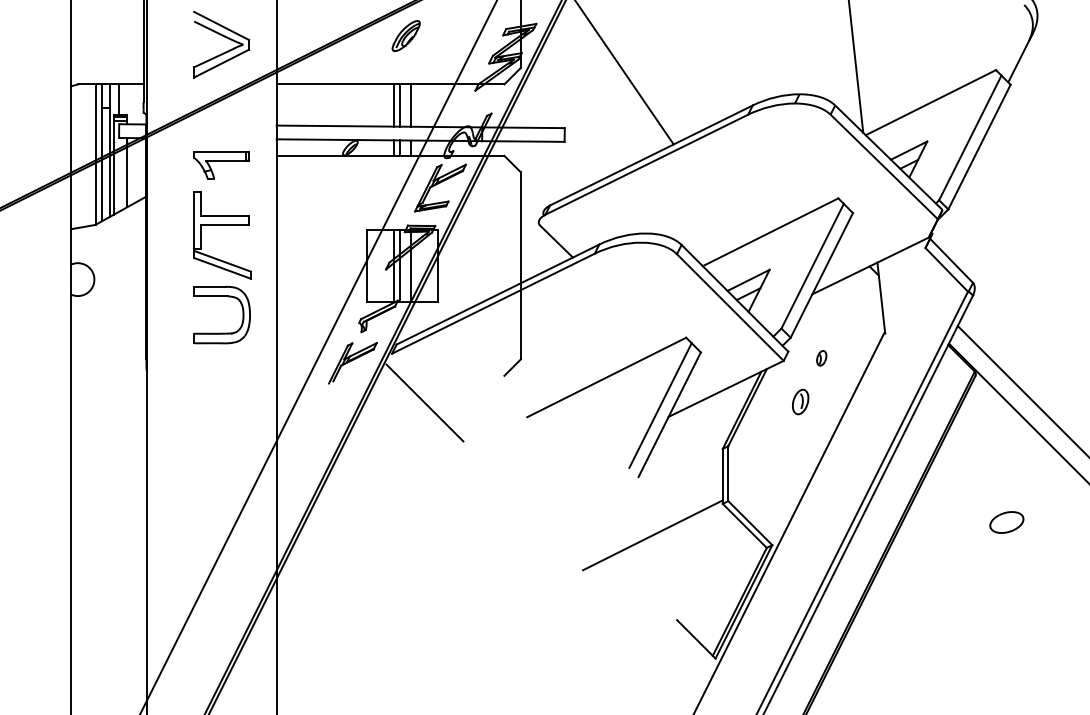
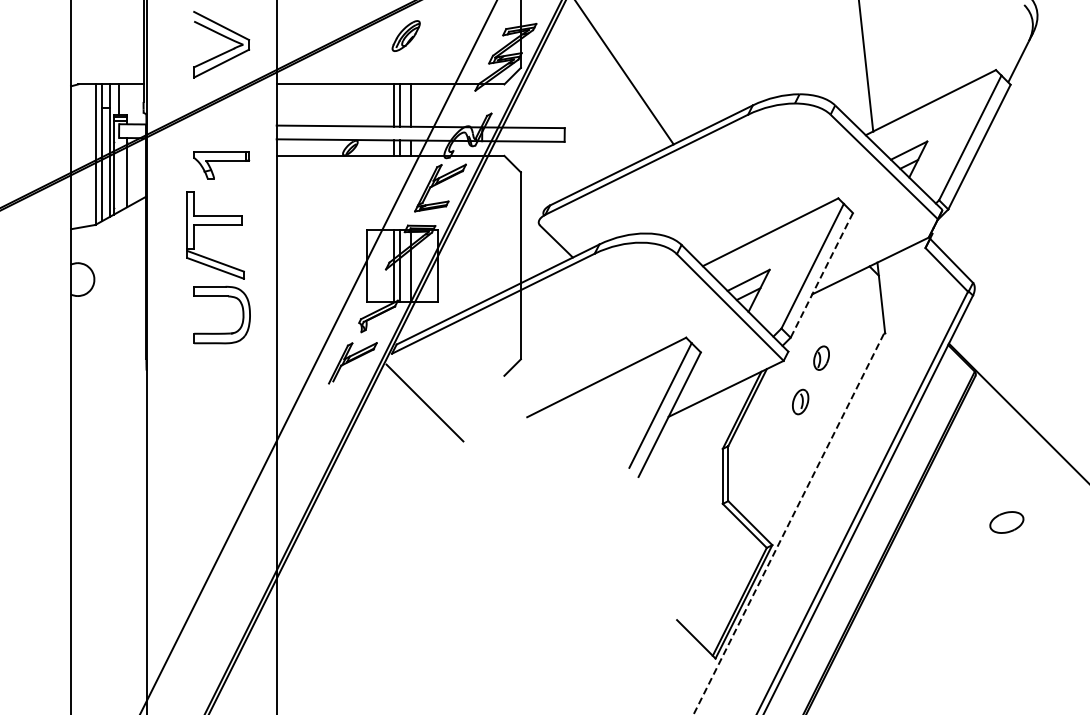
line position: (856, 67) -> (866, 66) (866, 66)
part position: (222, 225) -> (215, 225) (215, 225)
line: solid -> dashed (821, 275)
part size: 12x17 px -> 17x26 px (821, 357)
line: present -> none (1021, 390)
line: solid -> dashed (788, 524)
line: present -> none (652, 535)
